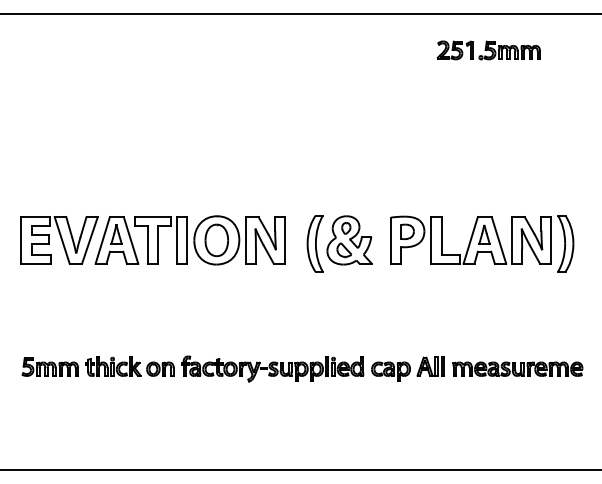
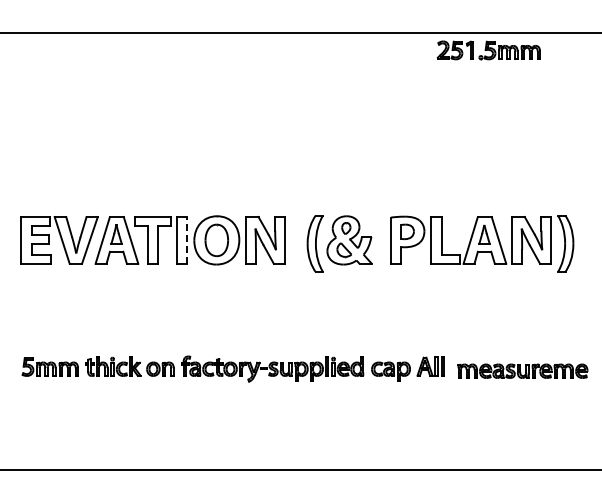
line position: (300, 14) -> (300, 33) (300, 33)
line: solid -> dashed (187, 239)
part position: (517, 368) -> (522, 370) (522, 370)
